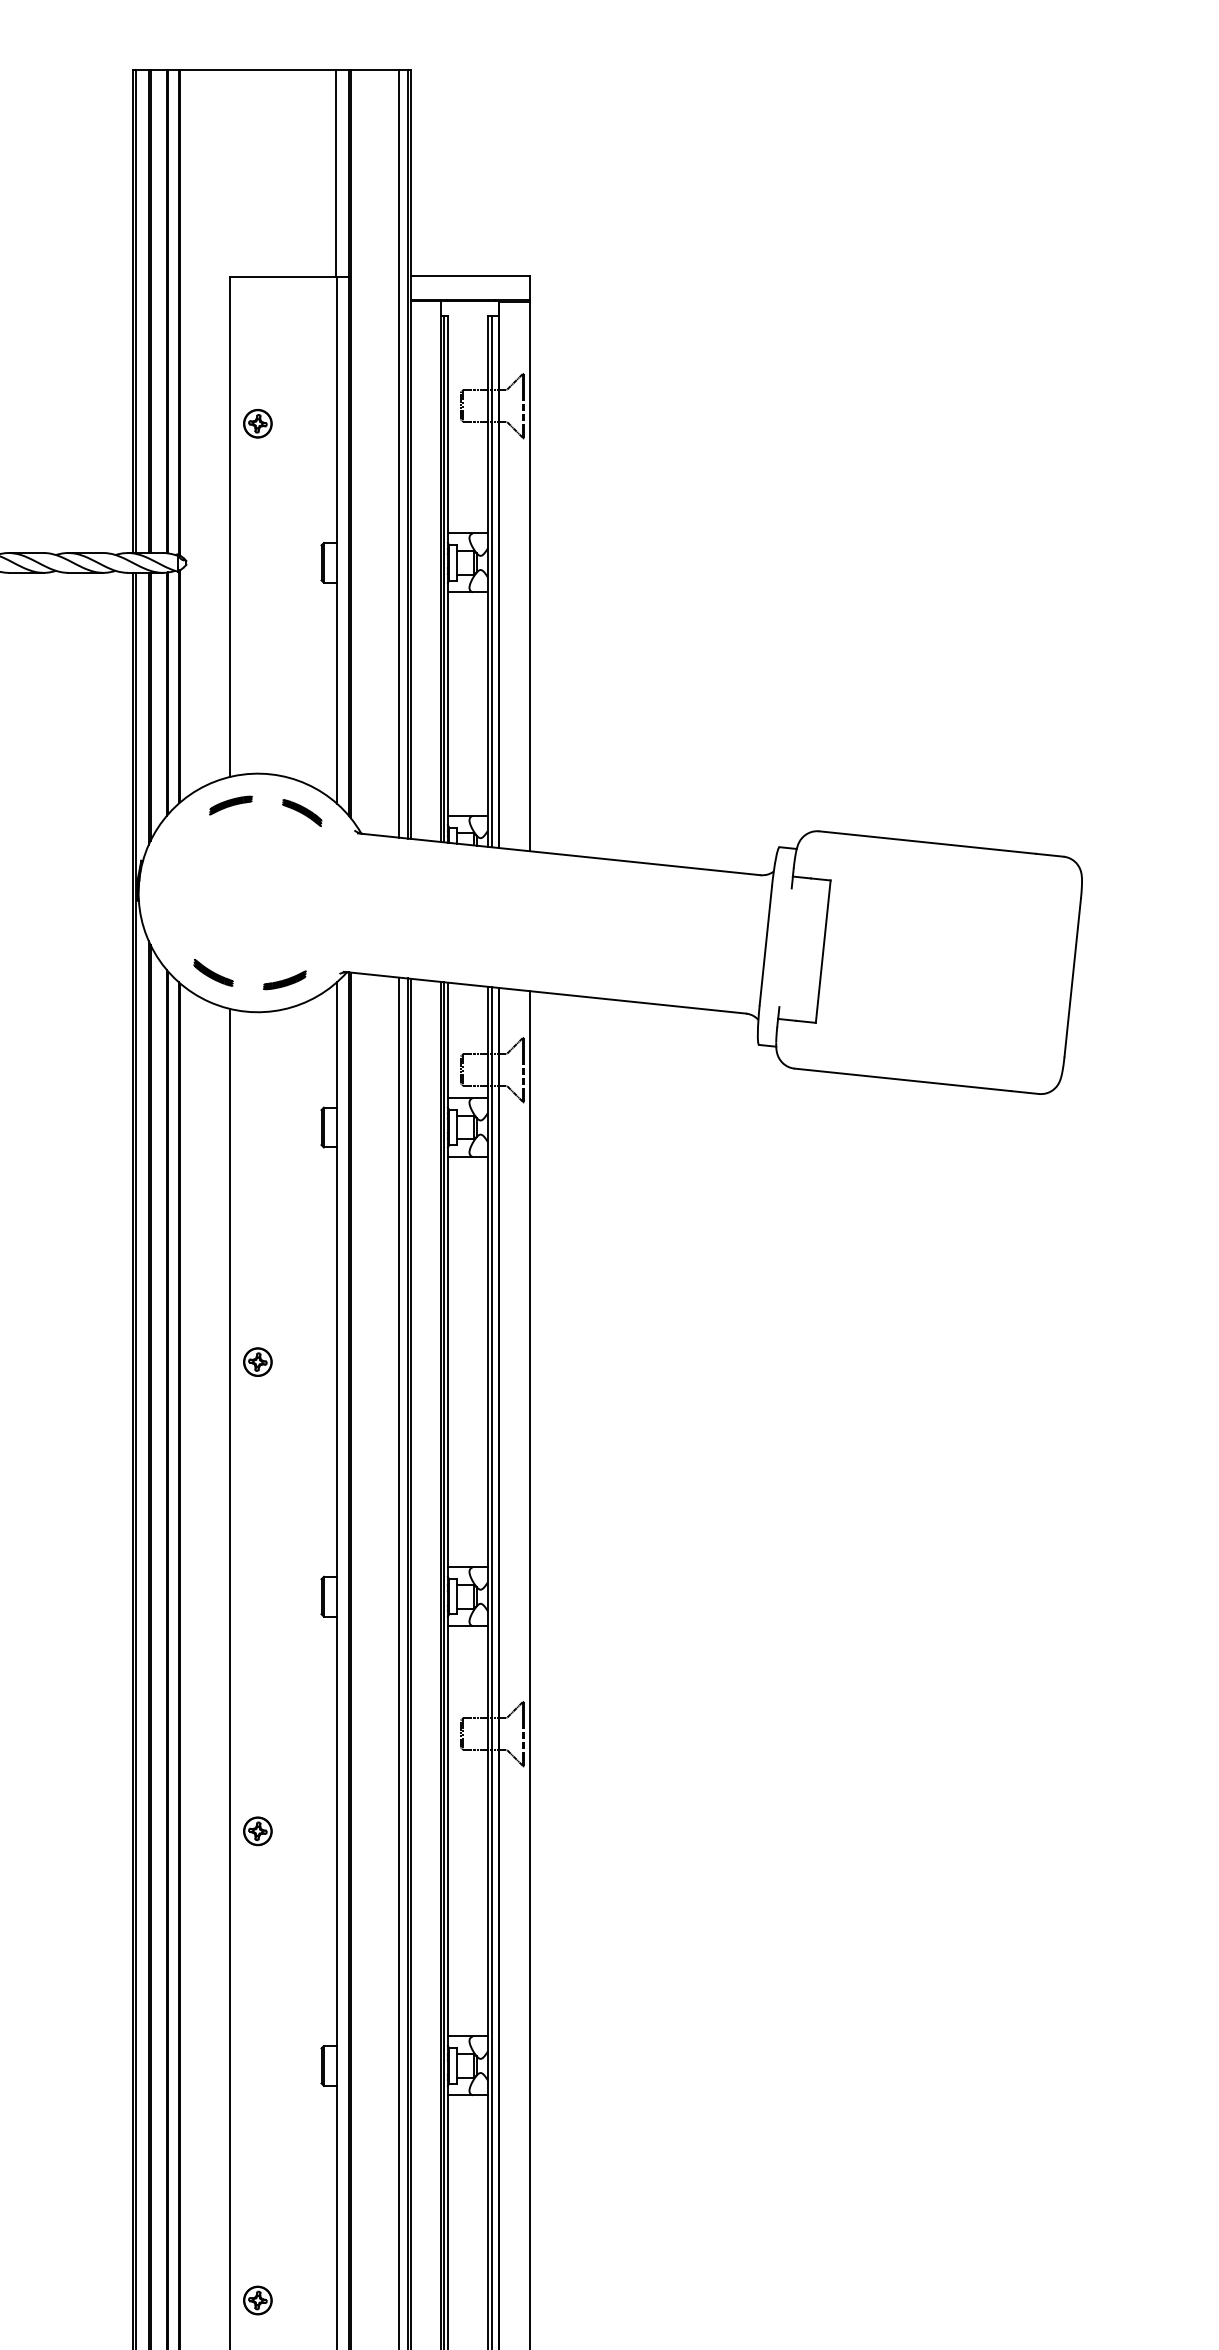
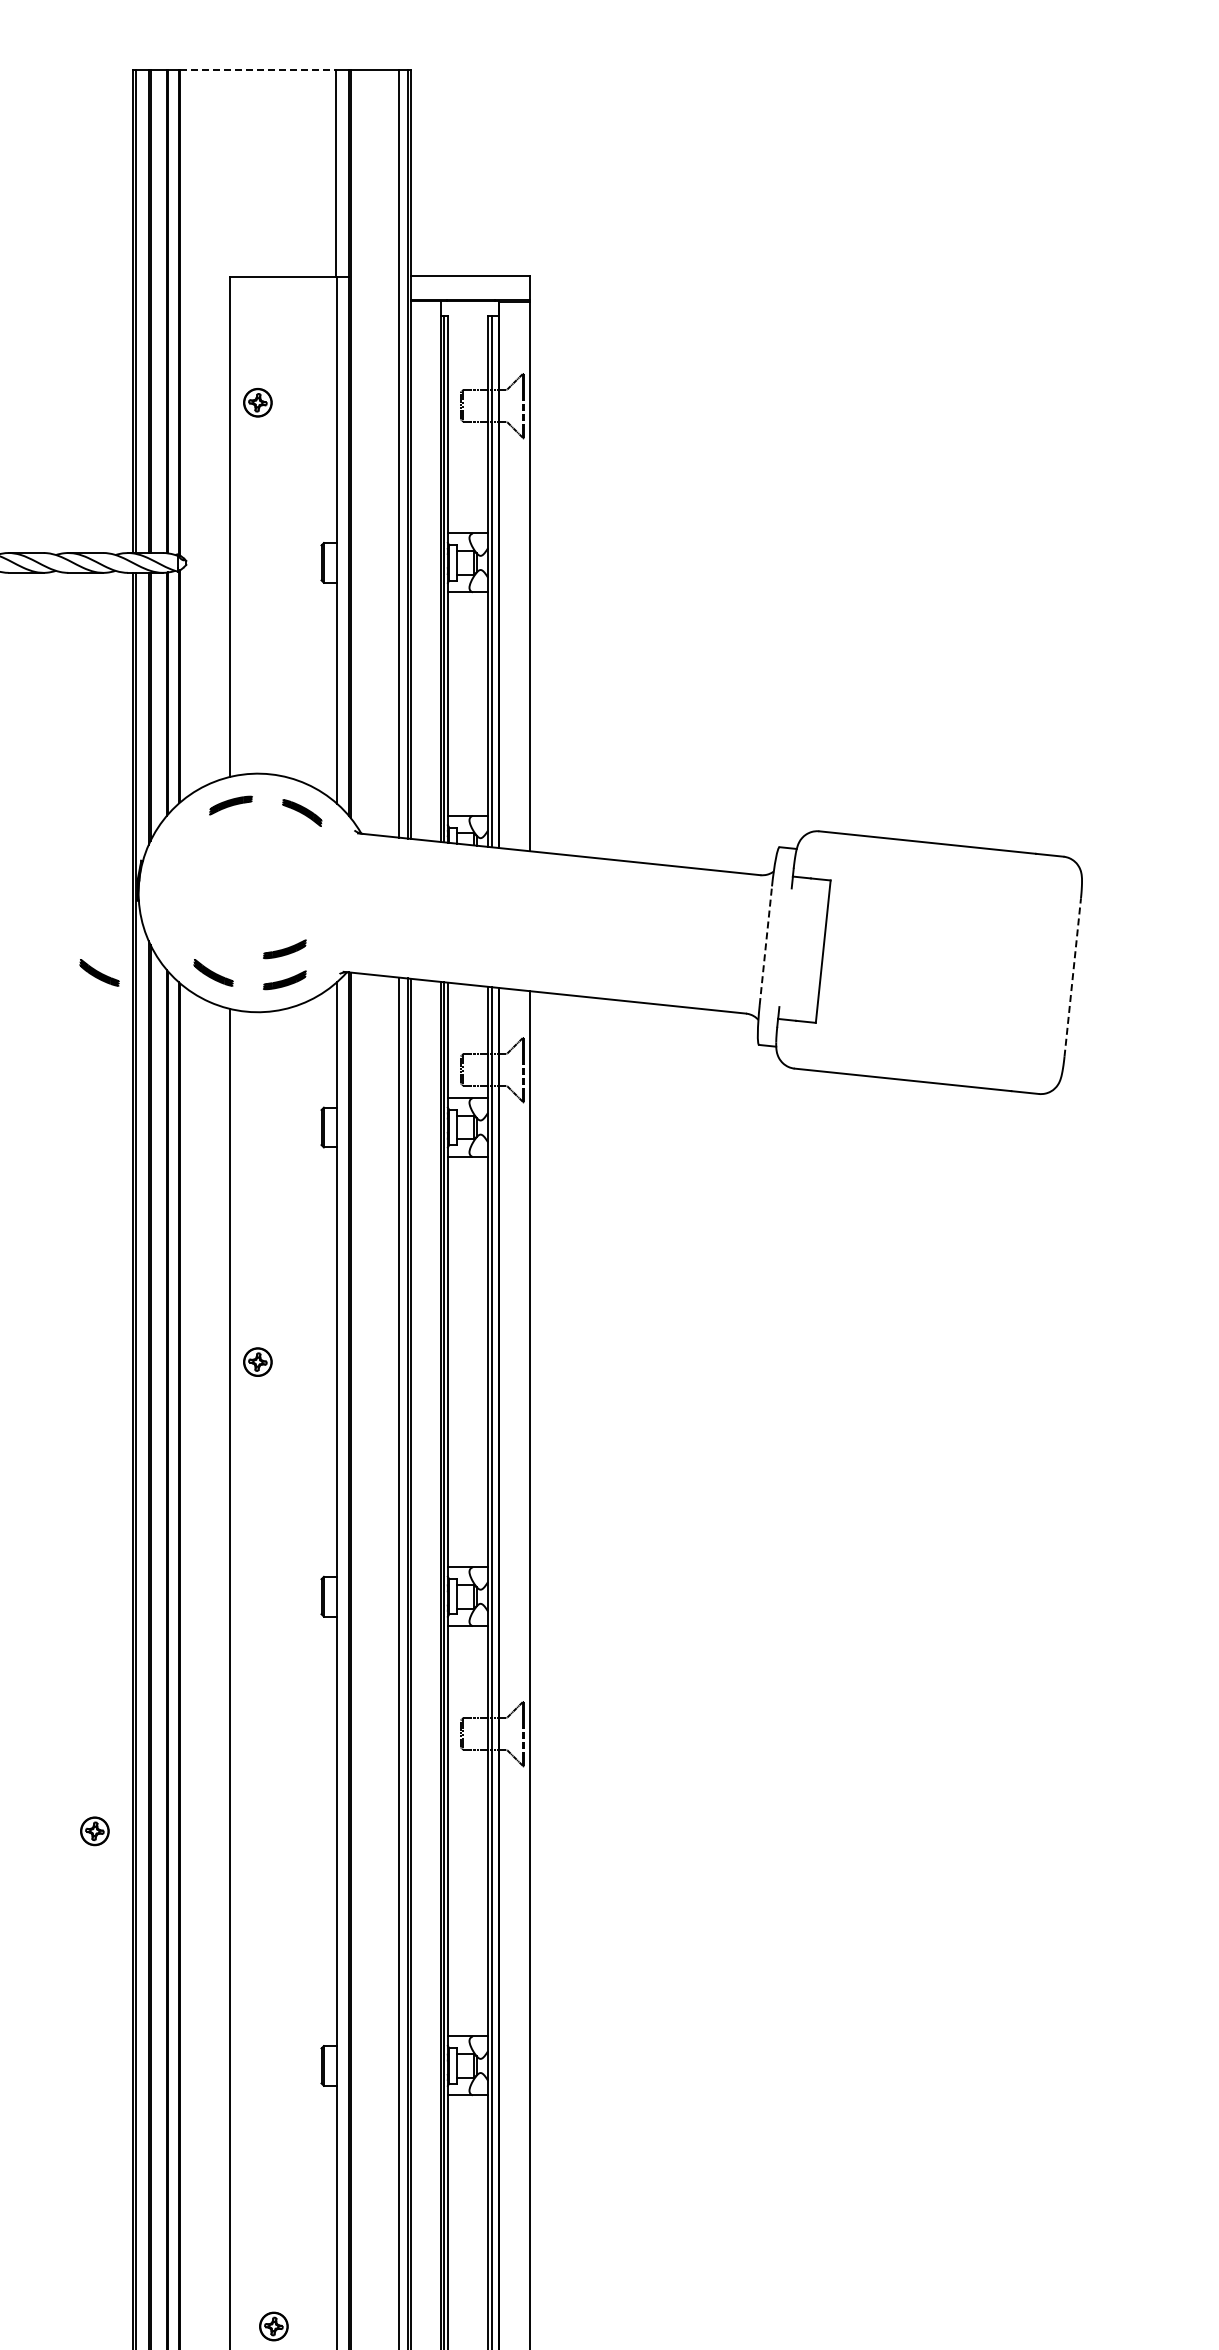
line: solid -> dashed (258, 69)
part position: (257, 423) -> (257, 402) (257, 402)
line: solid -> dashed (765, 945)
part: none -> present (284, 949)
part: none -> present (99, 972)
line: solid -> dashed (1072, 977)
part position: (257, 1831) -> (94, 1831) (94, 1831)
part position: (257, 2300) -> (273, 2326) (273, 2326)
